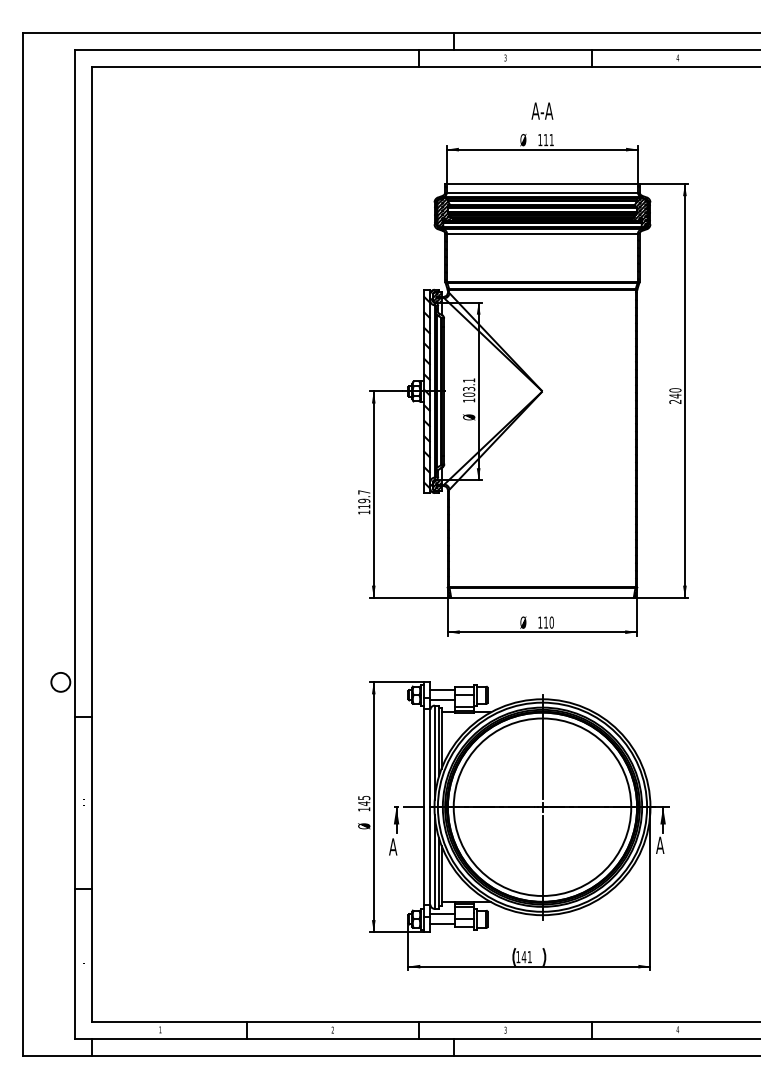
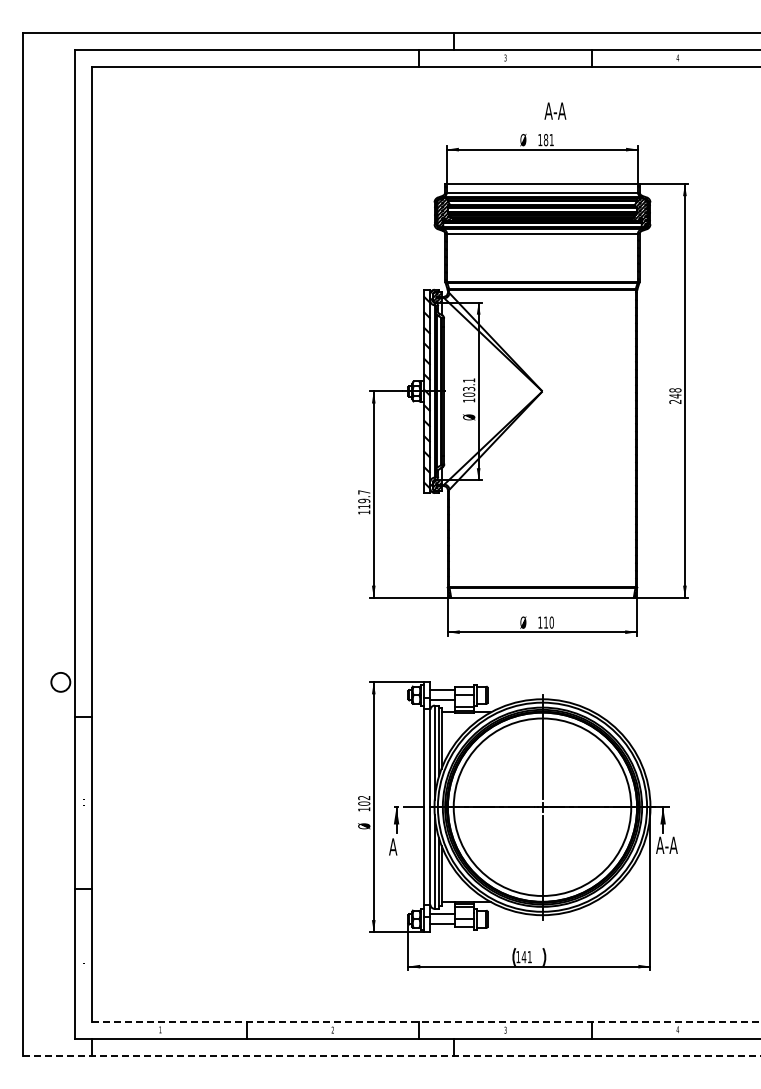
text position: (542, 110) -> (555, 110) (555, 110)
text: 111 -> 181 (545, 140)
text: 240 -> 248 (675, 390)
text: 145 -> 102 (364, 800)
text: A -> A-A (671, 844)
line: solid -> dashed (426, 1021)
line: solid -> dashed (391, 1056)
